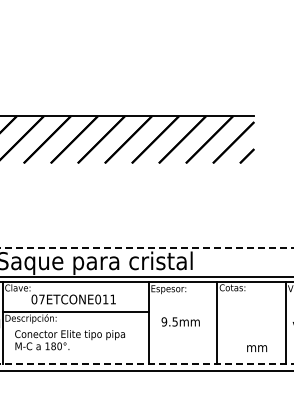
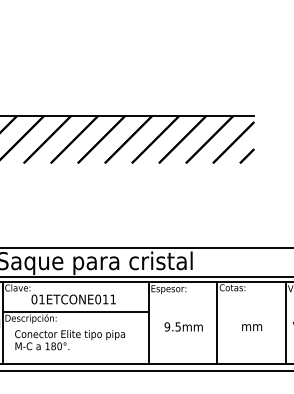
line: dashed -> solid (147, 248)
text: 07ETCONE011 -> 01ETCONE011 (41, 299)
text position: (180, 321) -> (183, 326) (183, 326)
text position: (257, 348) -> (252, 327) (252, 327)
line: dashed -> solid (147, 364)
